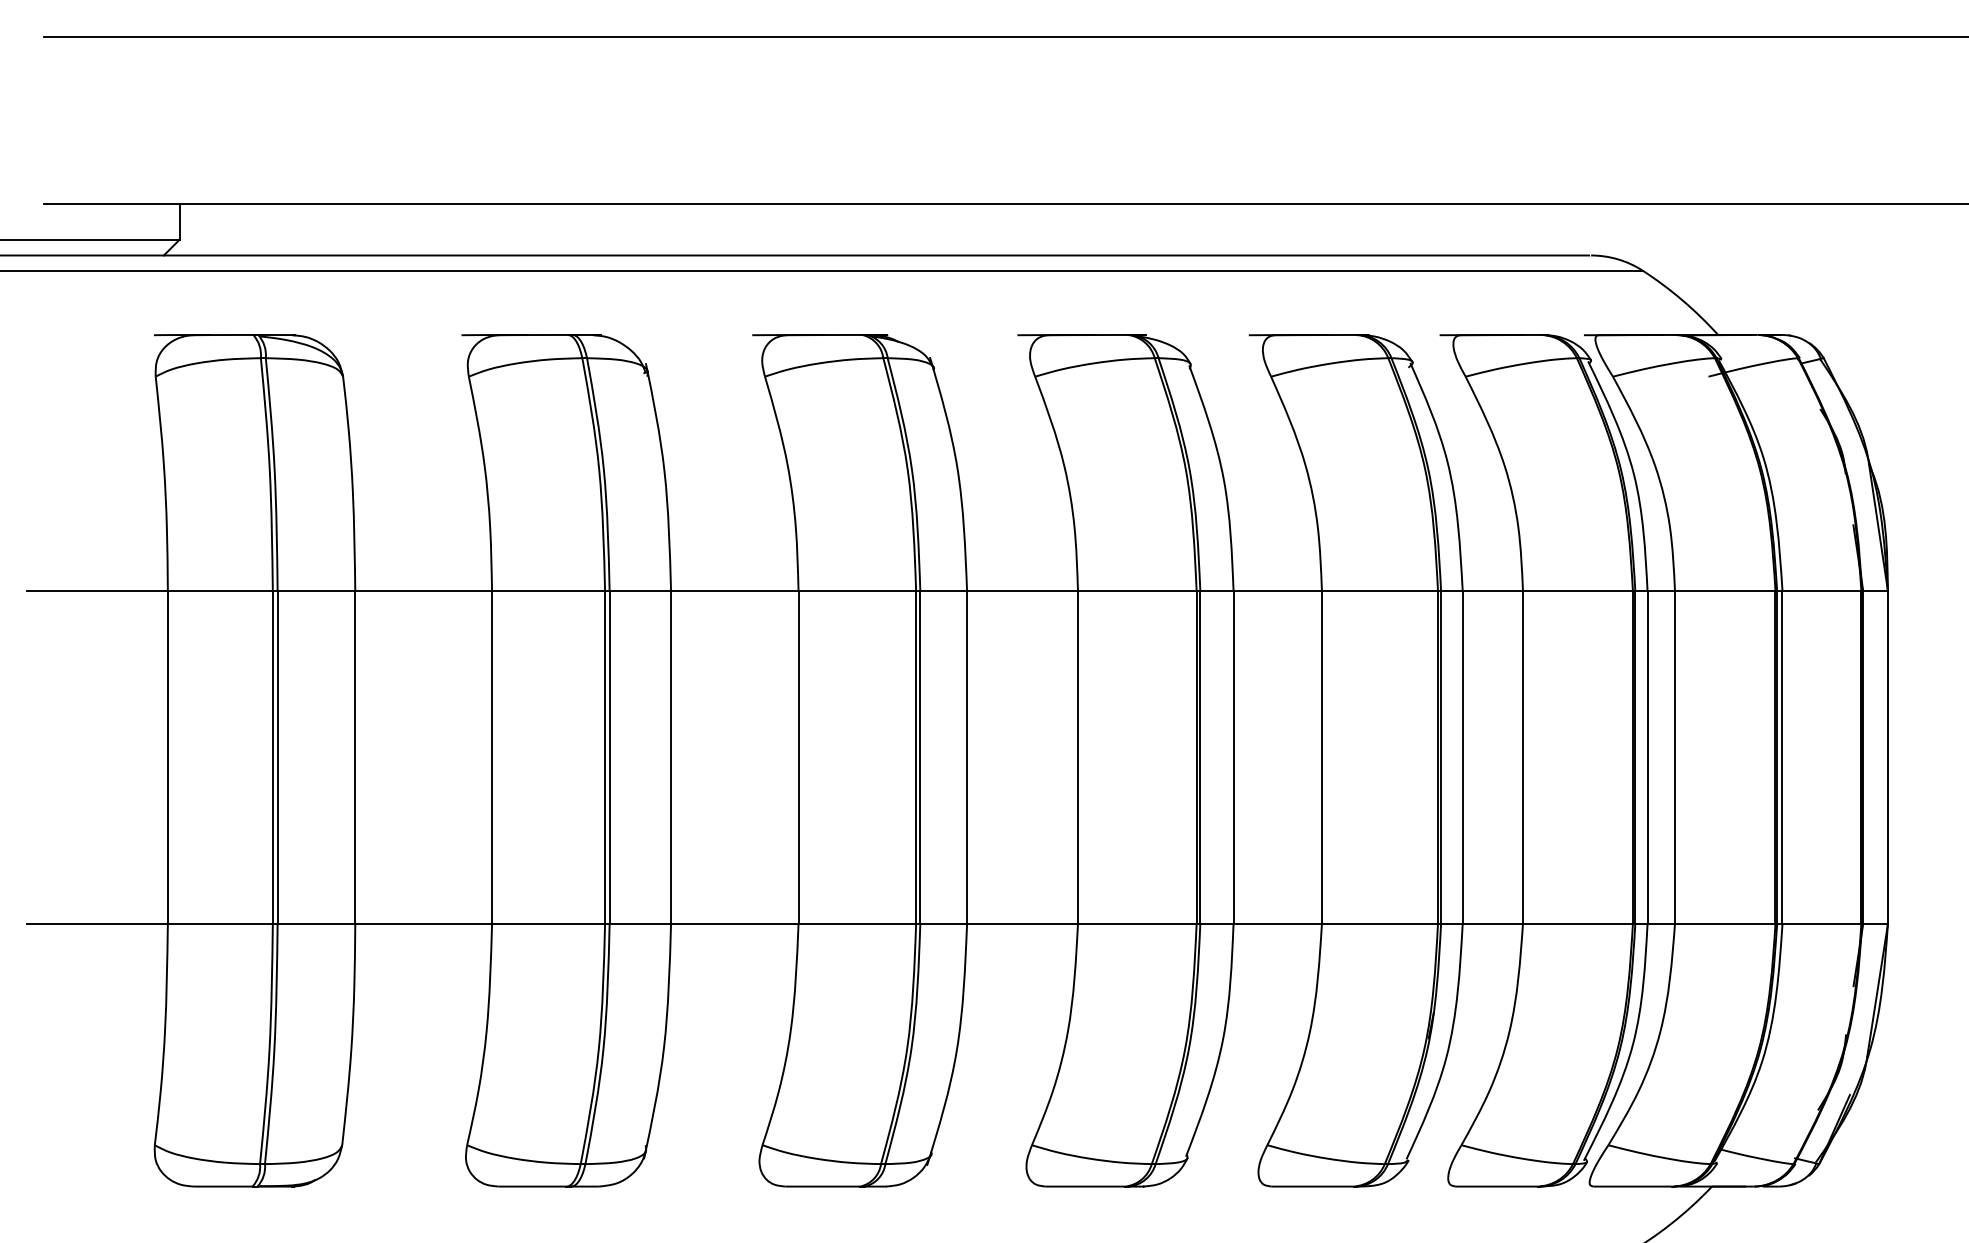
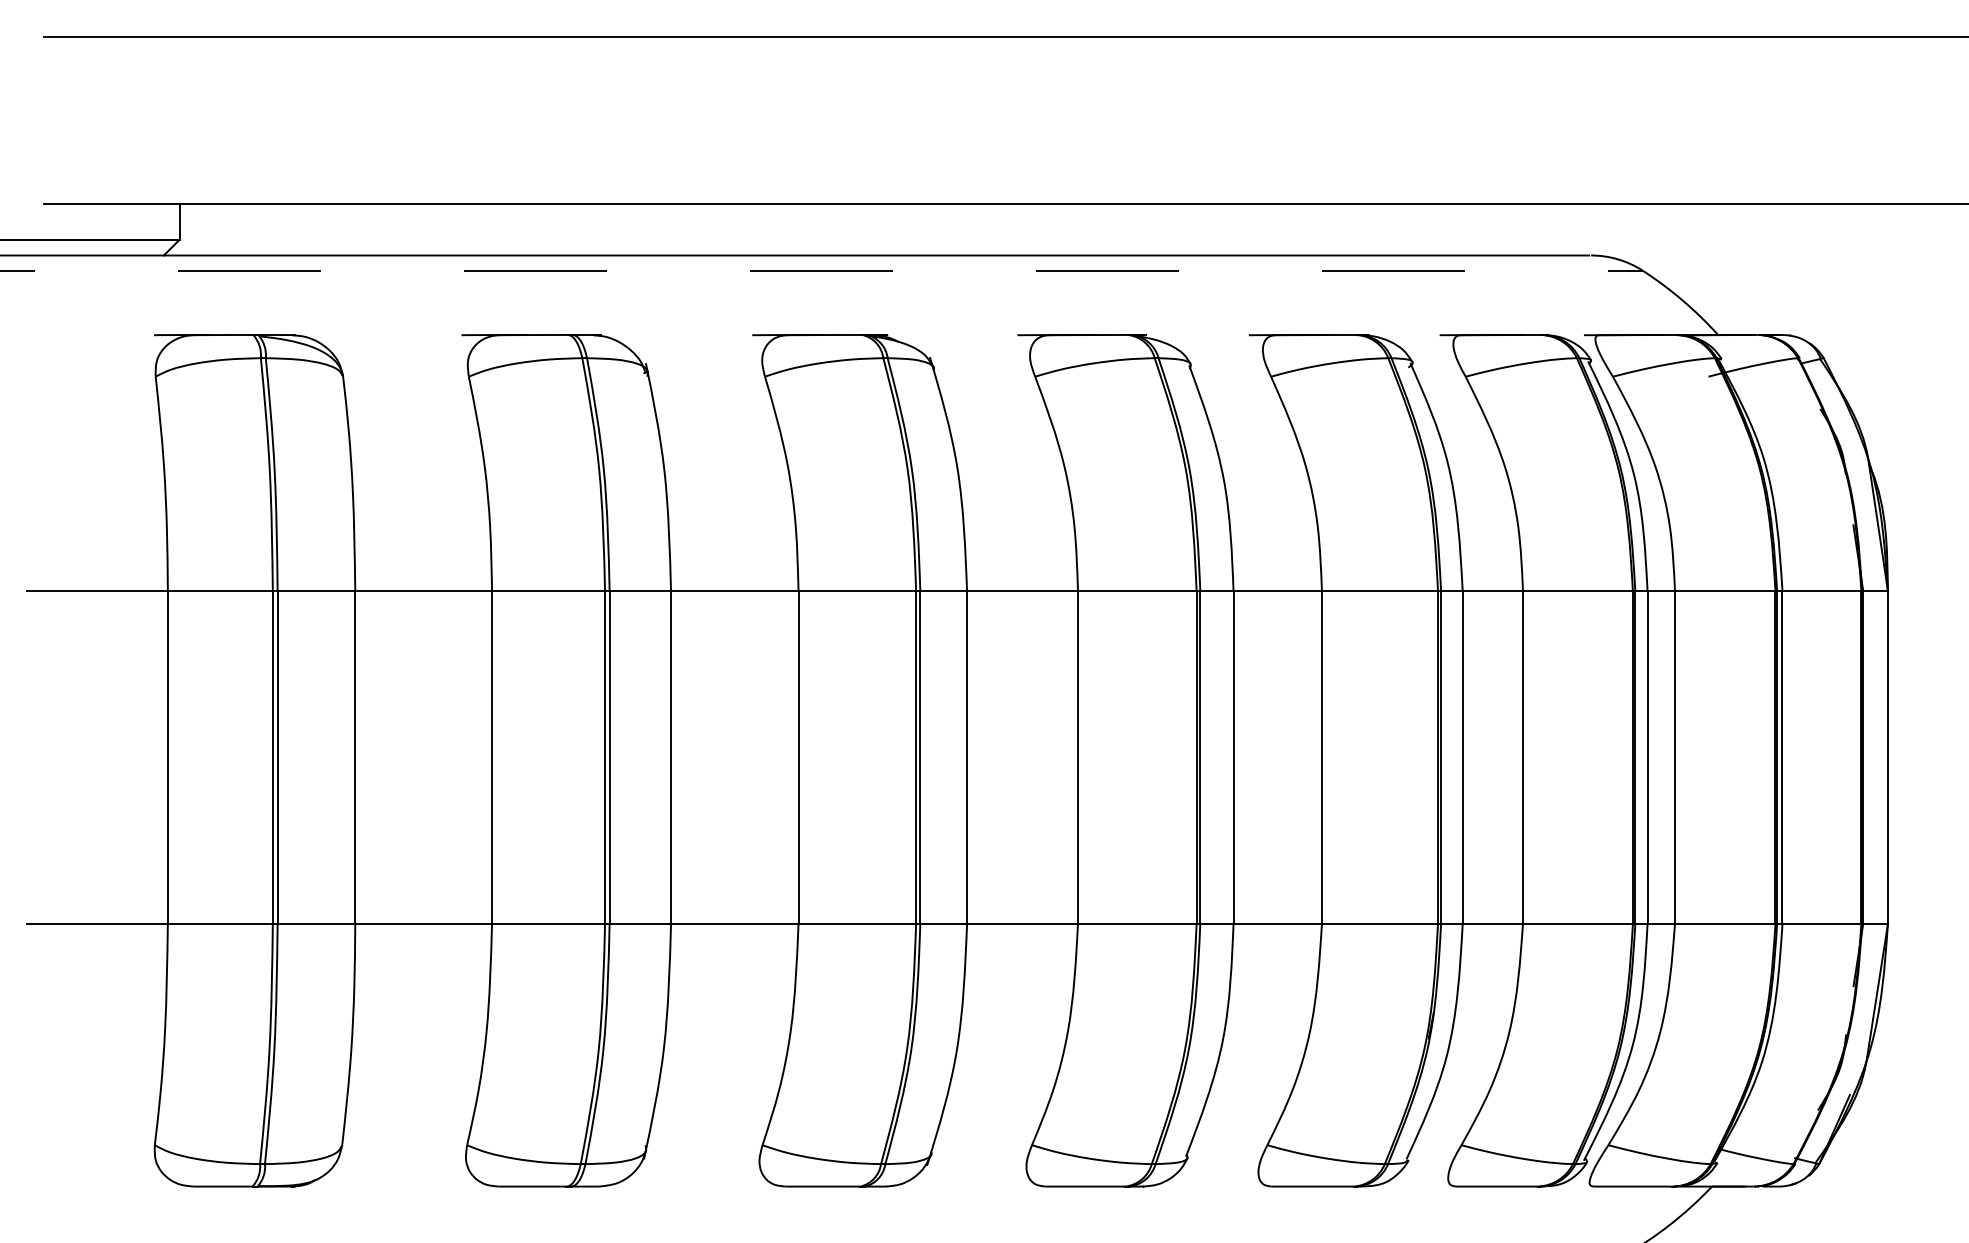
line: solid -> dashed (822, 270)
